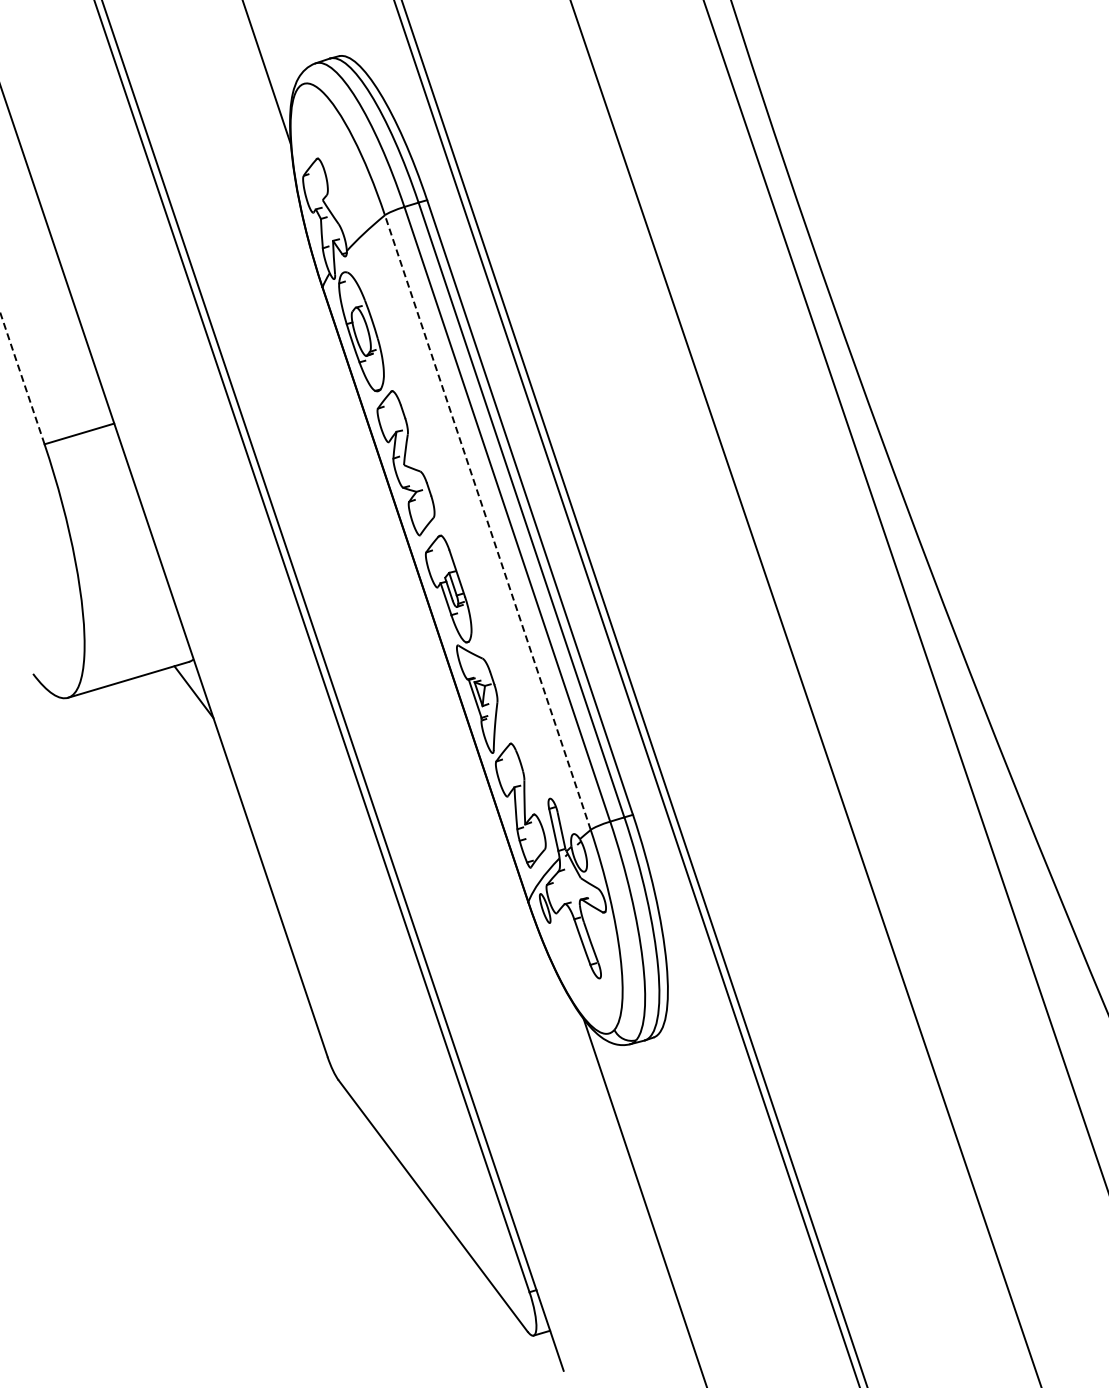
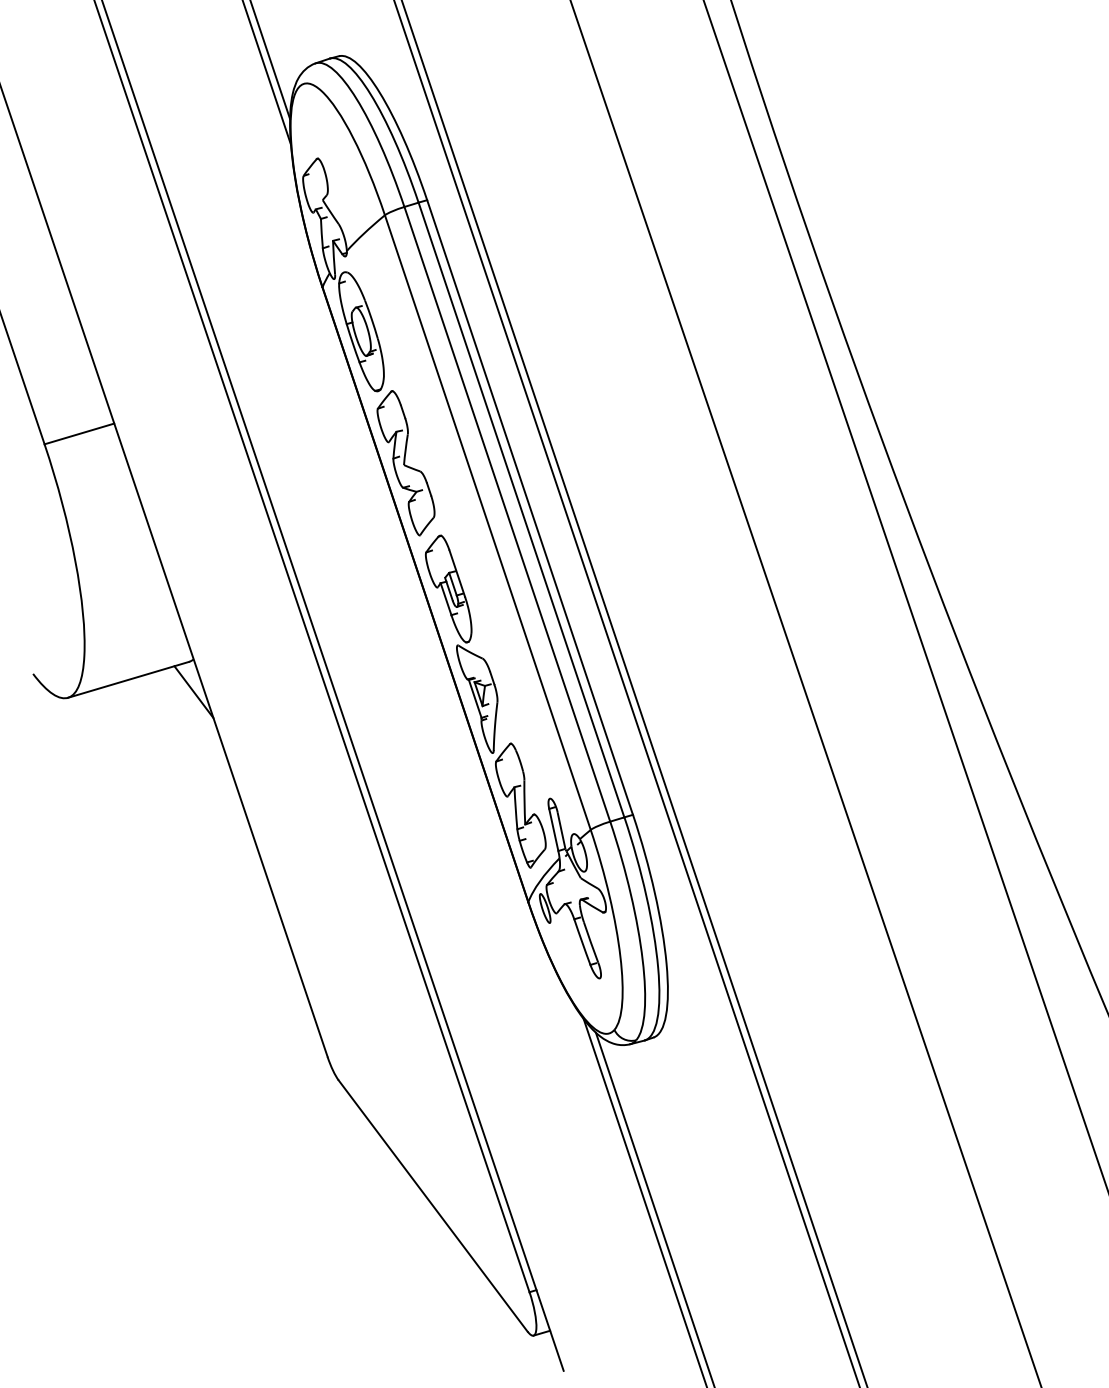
line: none -> present (270, 60)
line: dashed -> solid (22, 378)
line: dashed -> solid (487, 522)
line: none -> present (654, 1208)
